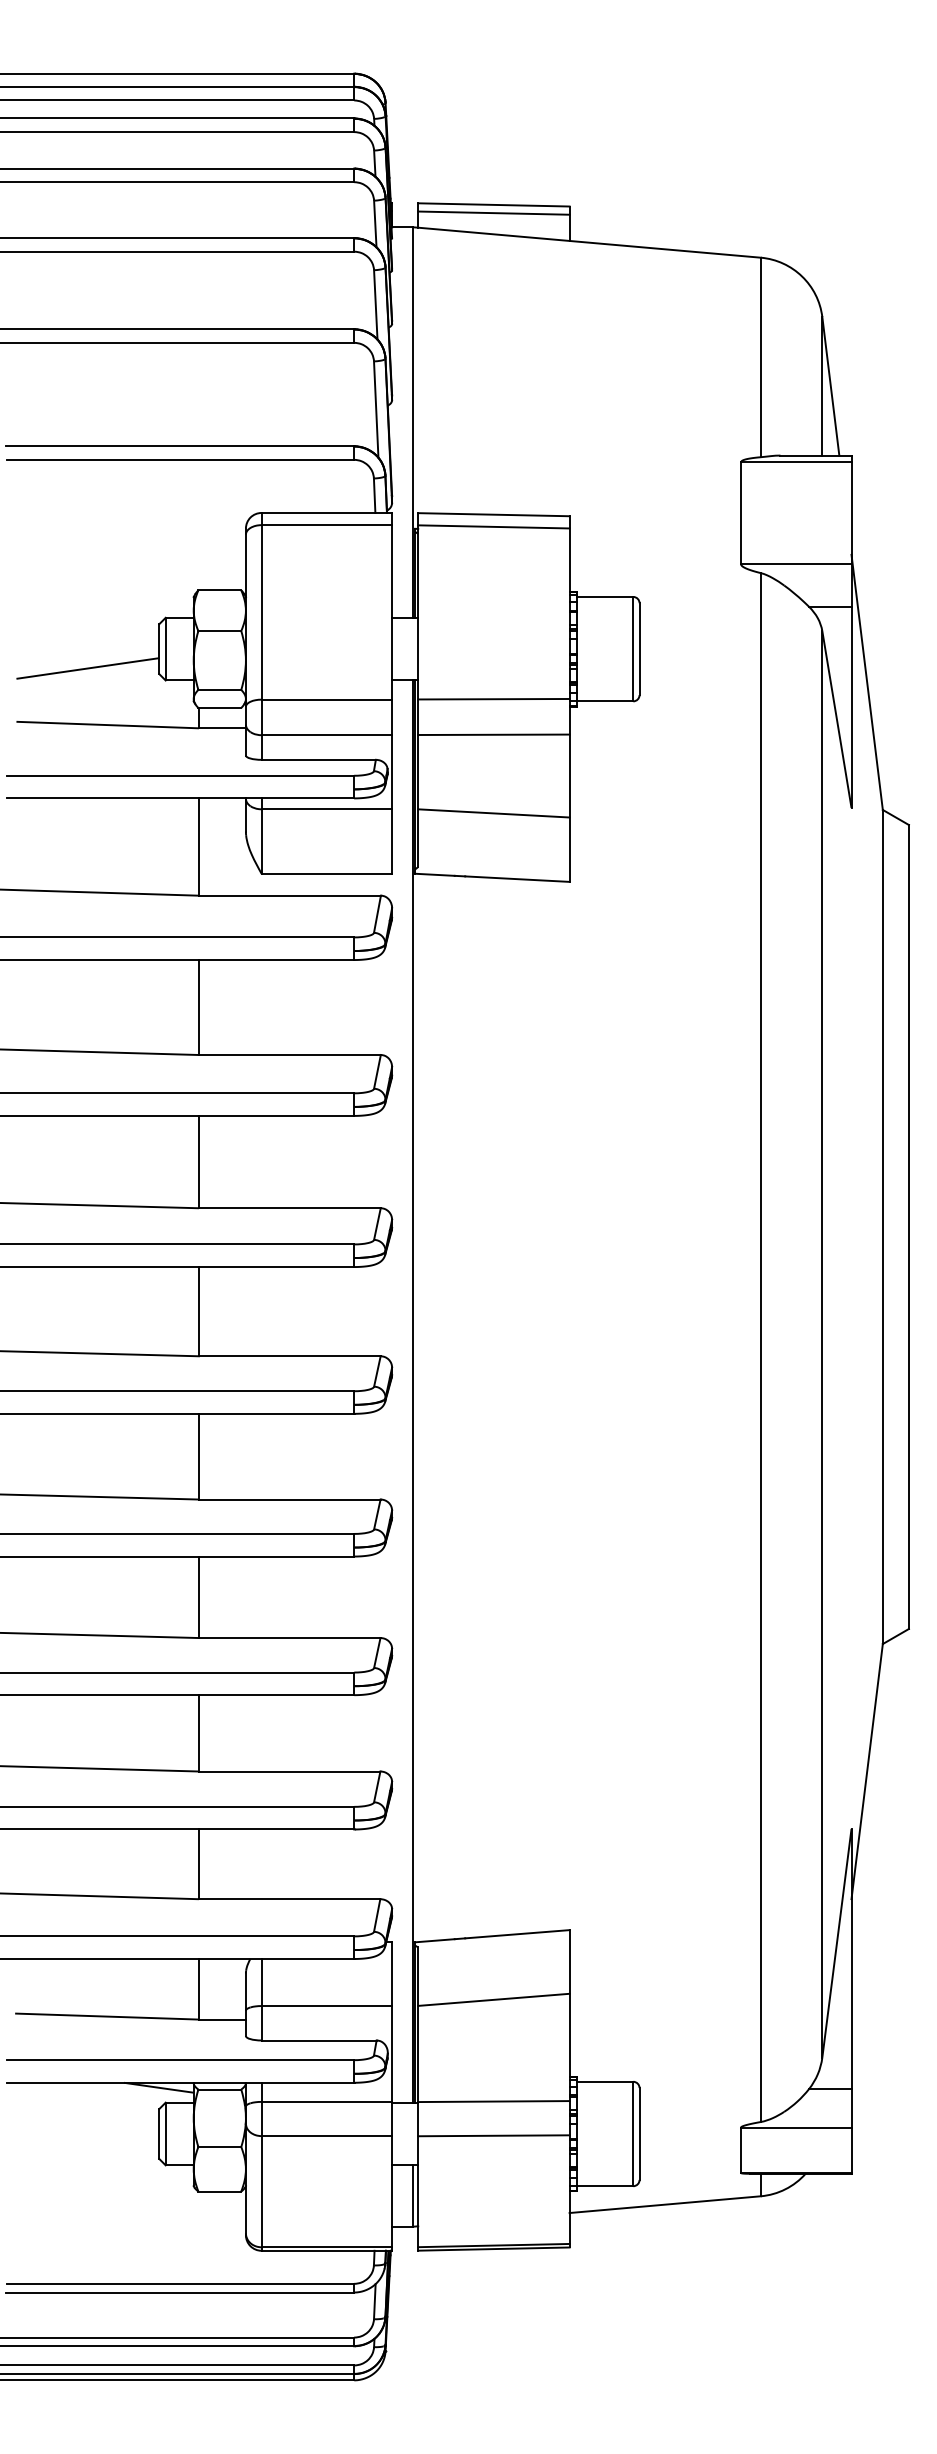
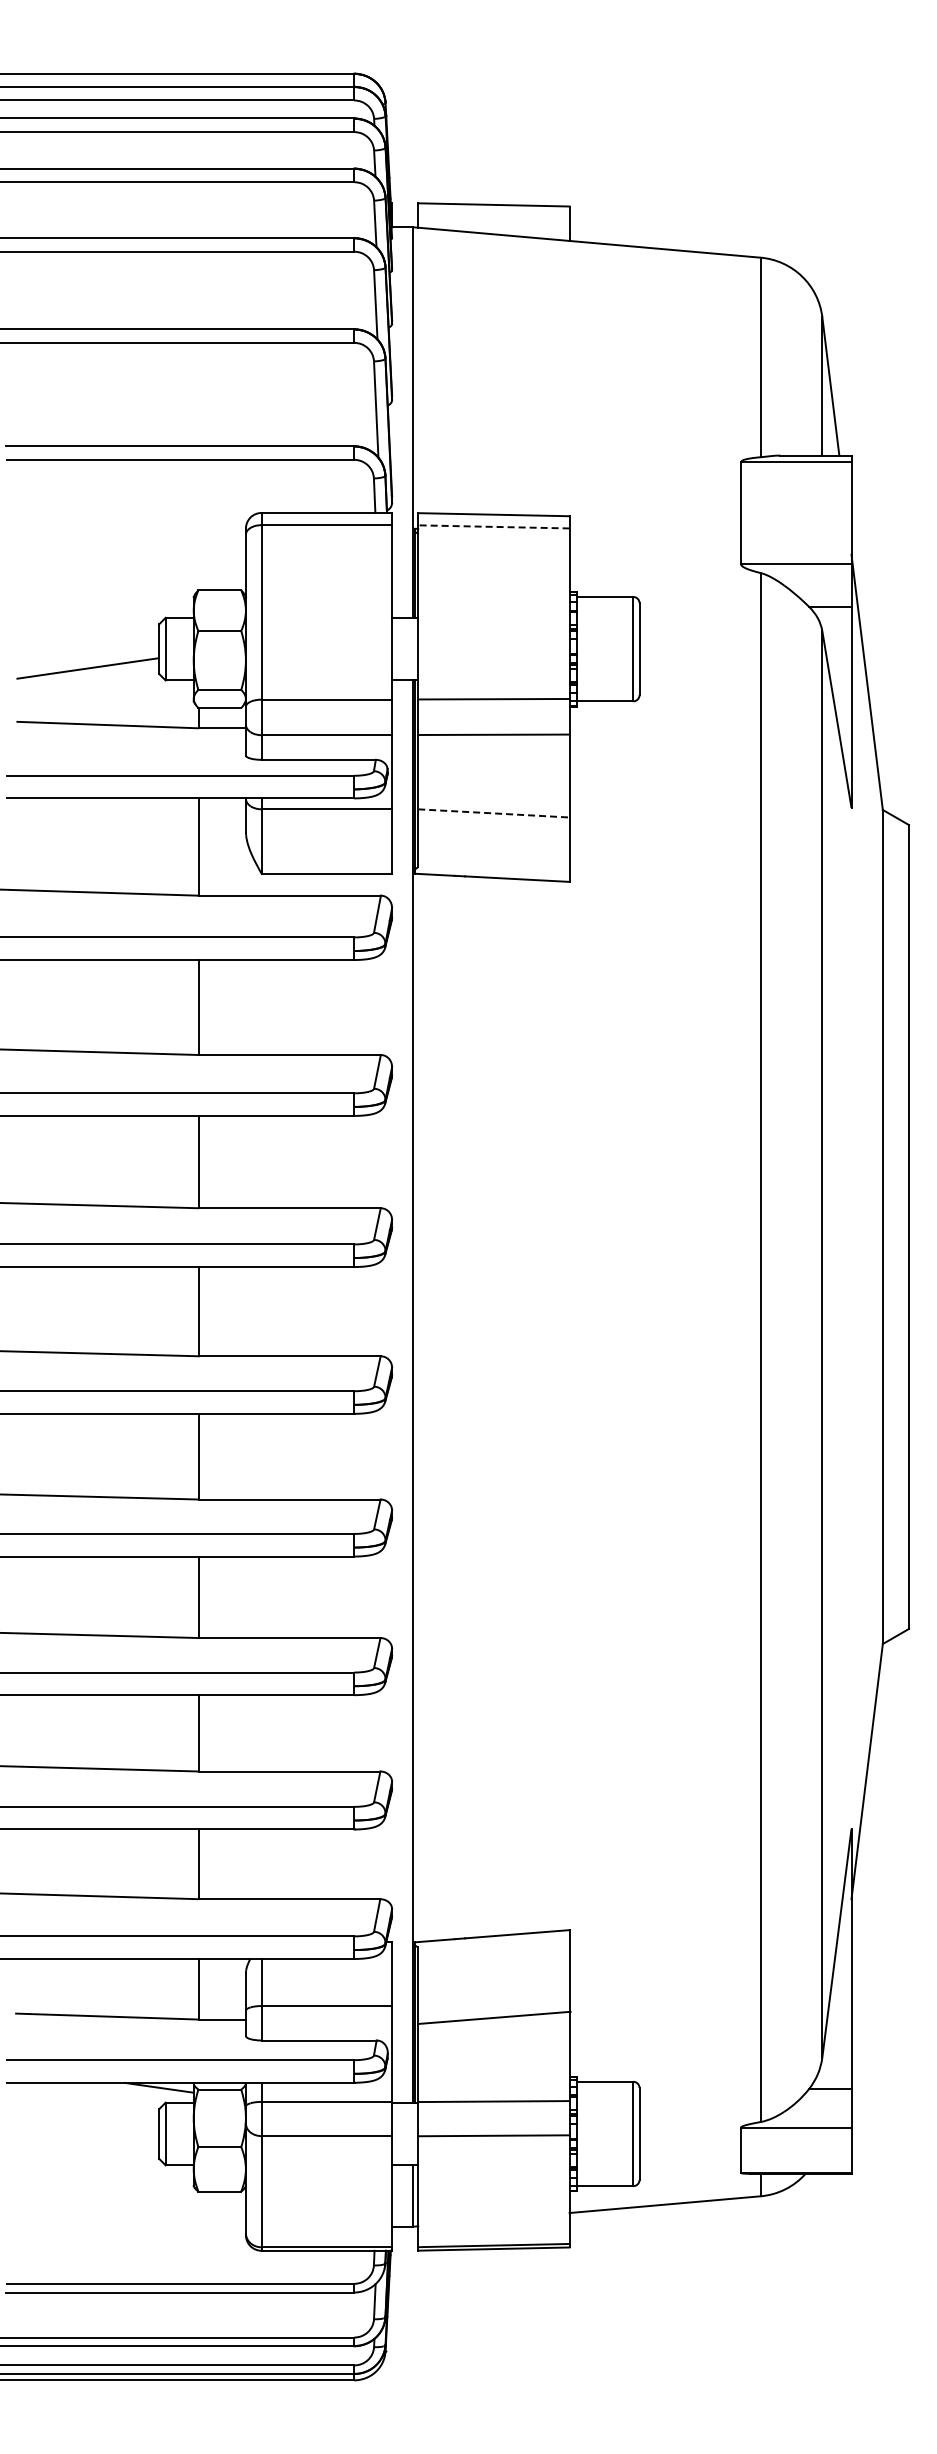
line: present -> none (493, 212)
line: solid -> dashed (493, 526)
line: solid -> dashed (493, 813)
line position: (493, 1999) -> (494, 2017) (494, 2017)
